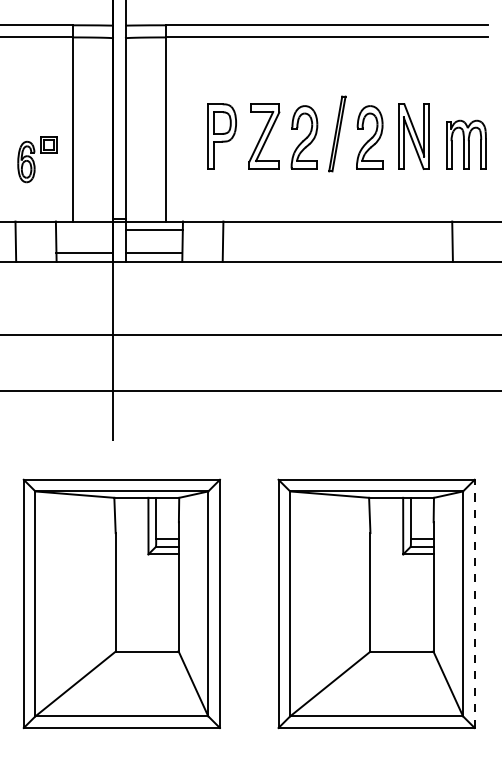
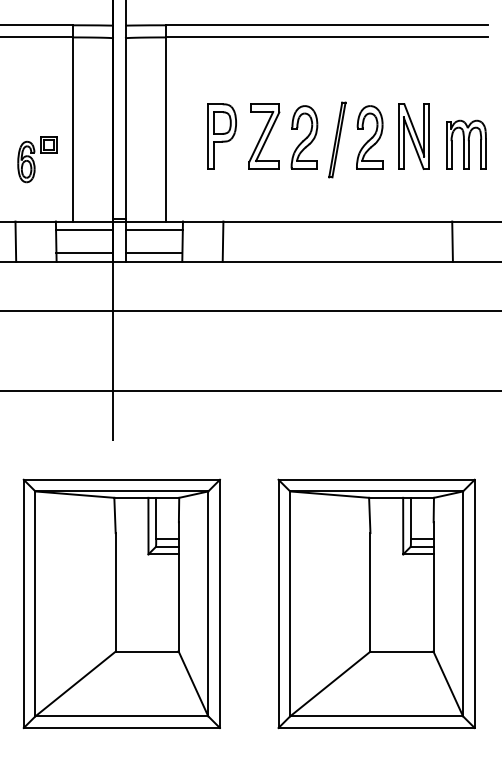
part position: (337, 133) -> (337, 139) (337, 139)
line: none -> present (84, 230)
line position: (250, 334) -> (250, 310) (250, 310)
line: dashed -> solid (474, 603)
